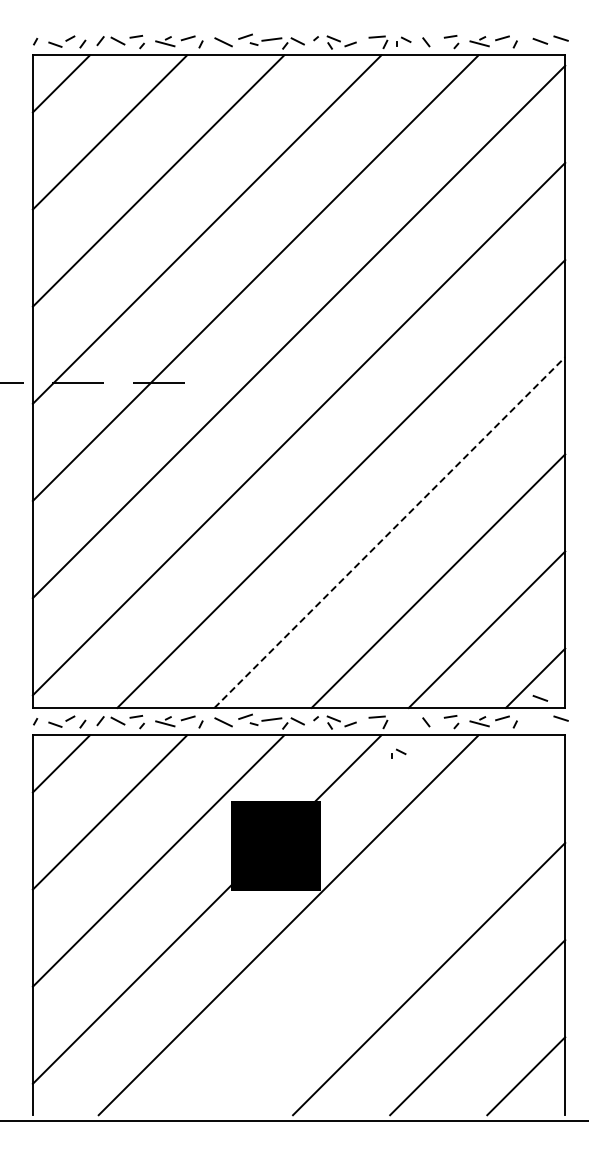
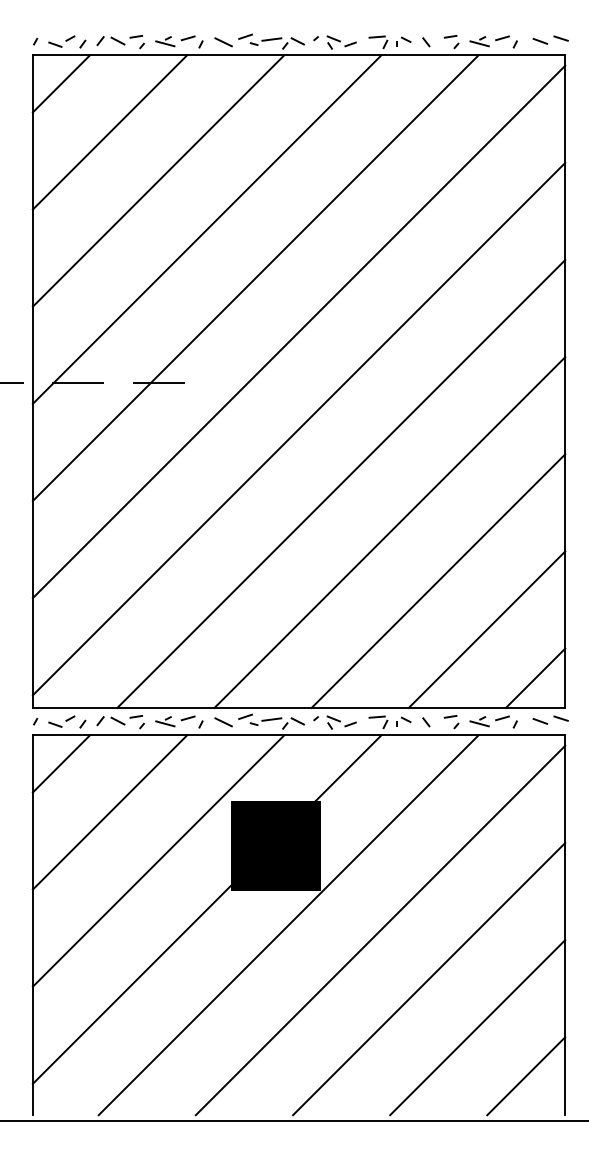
line: dashed -> solid (390, 532)
line position: (540, 698) -> (540, 721) (540, 721)
part position: (398, 753) -> (403, 721) (403, 721)
line: none -> present (380, 930)
